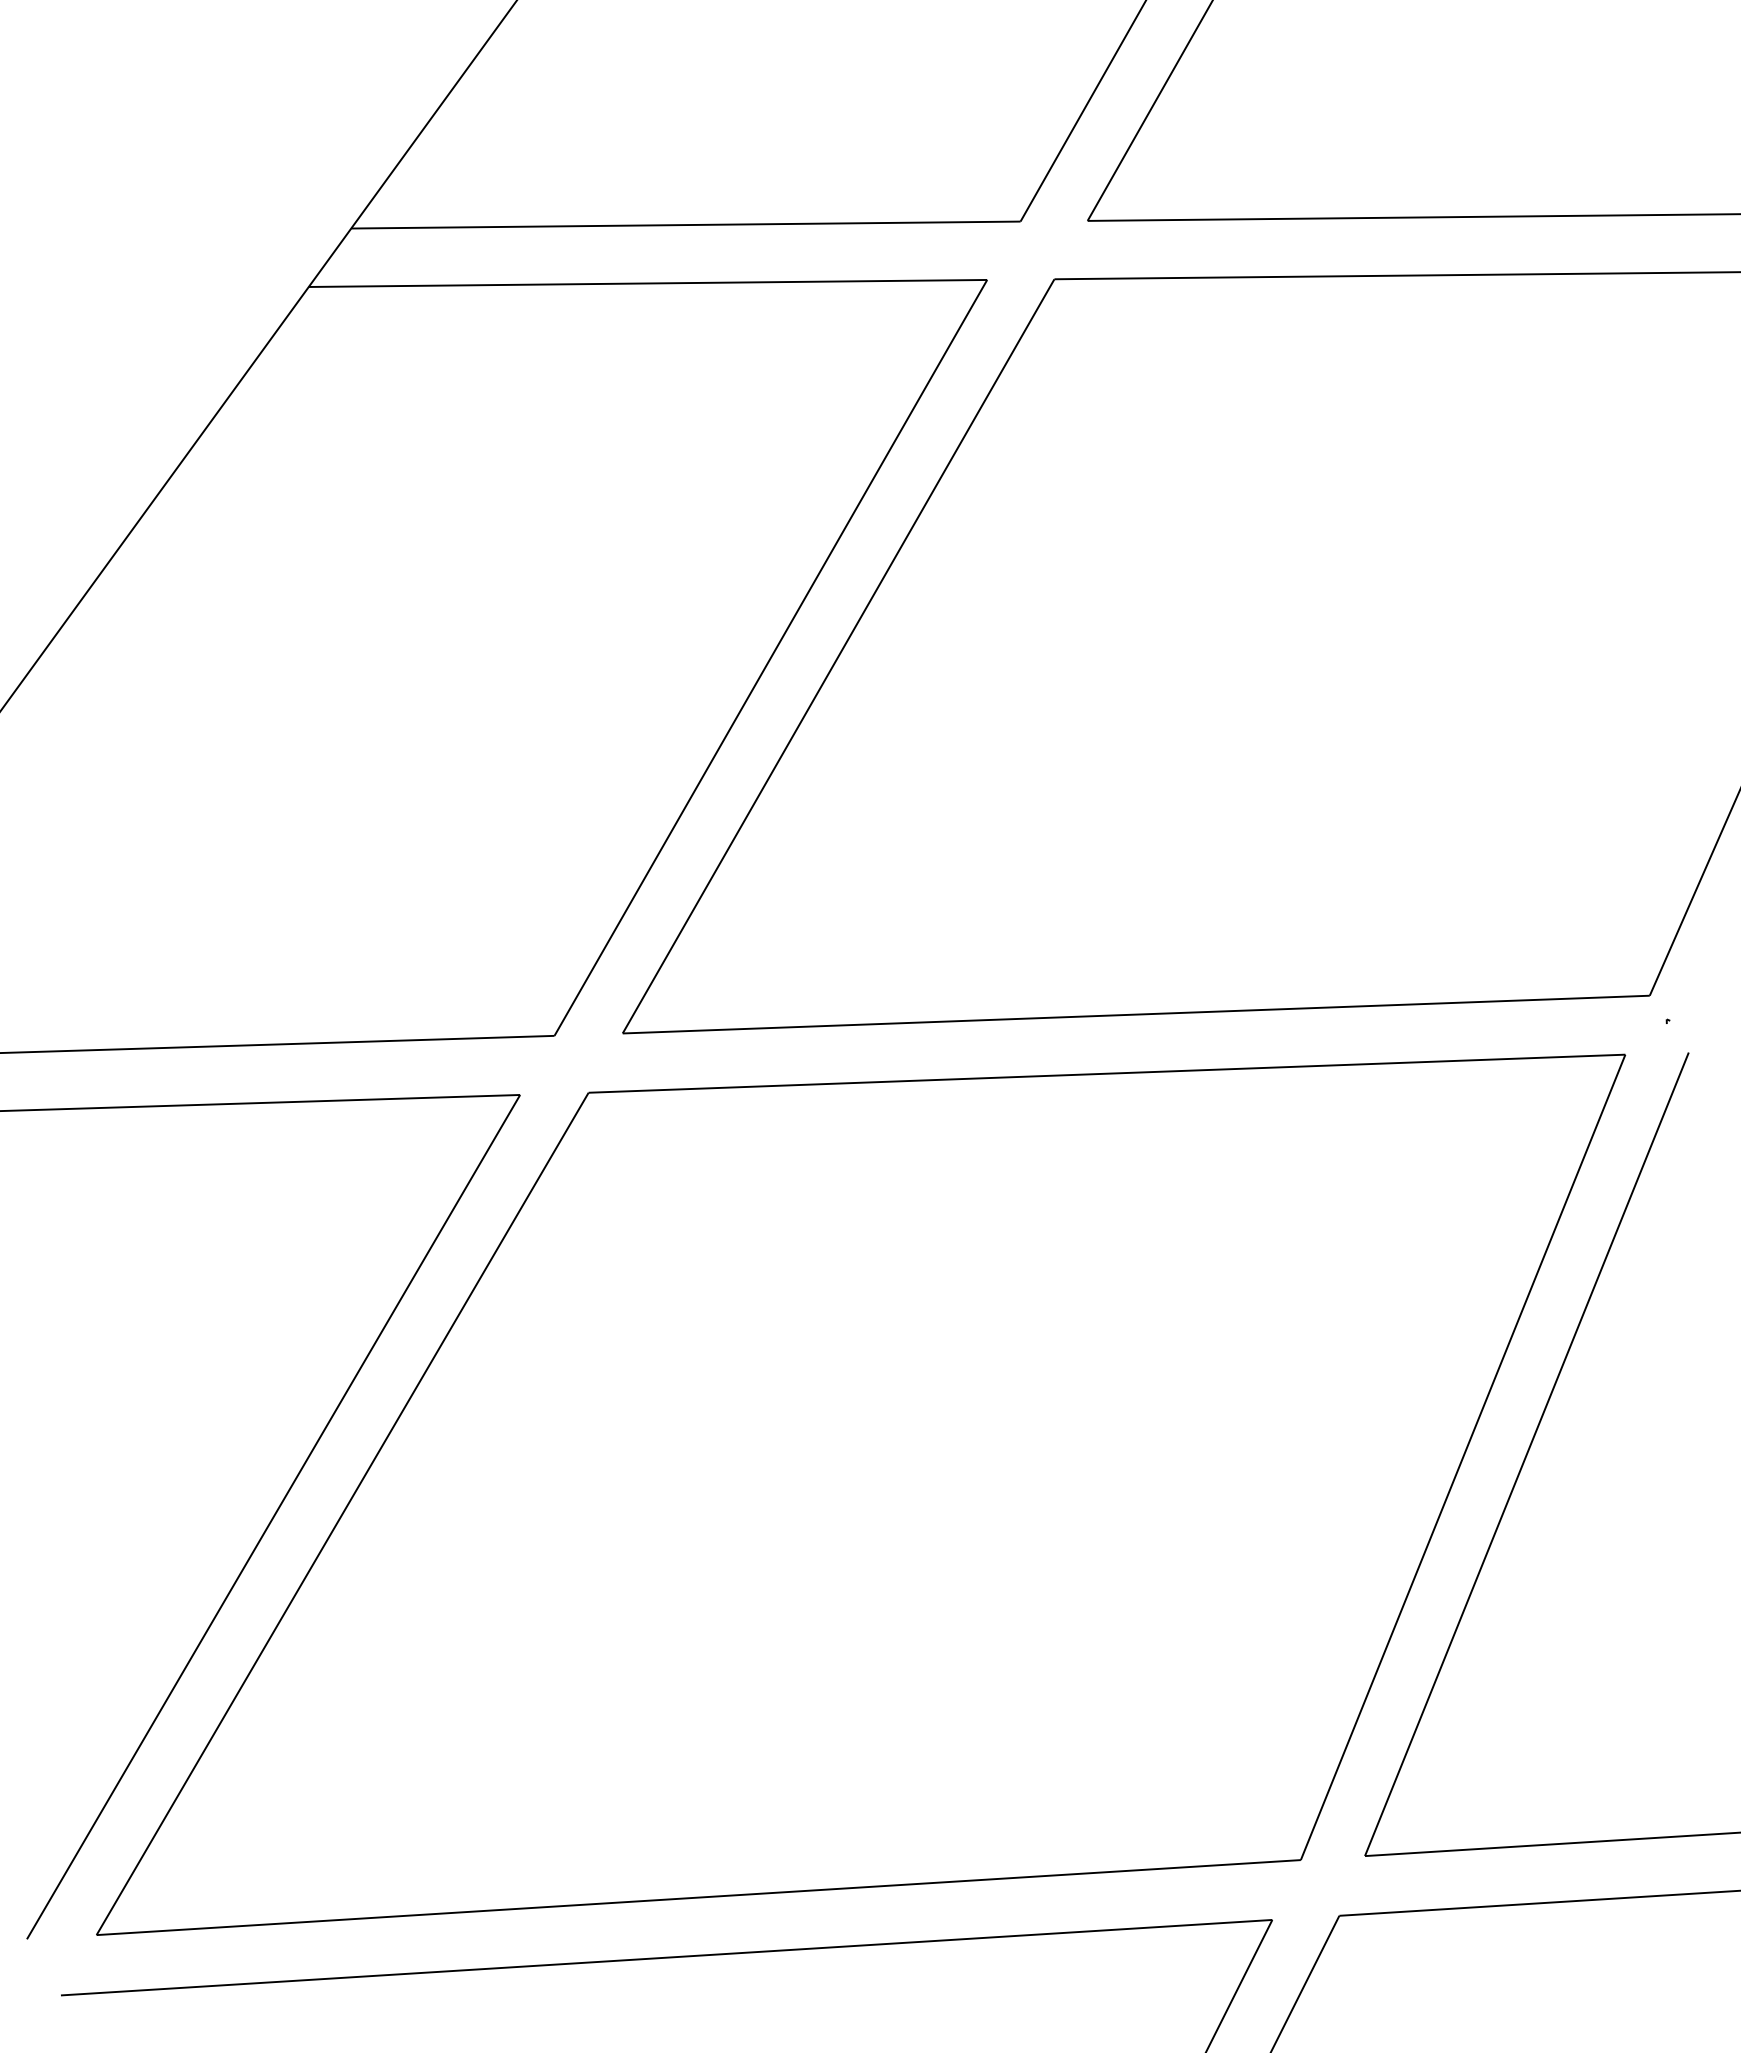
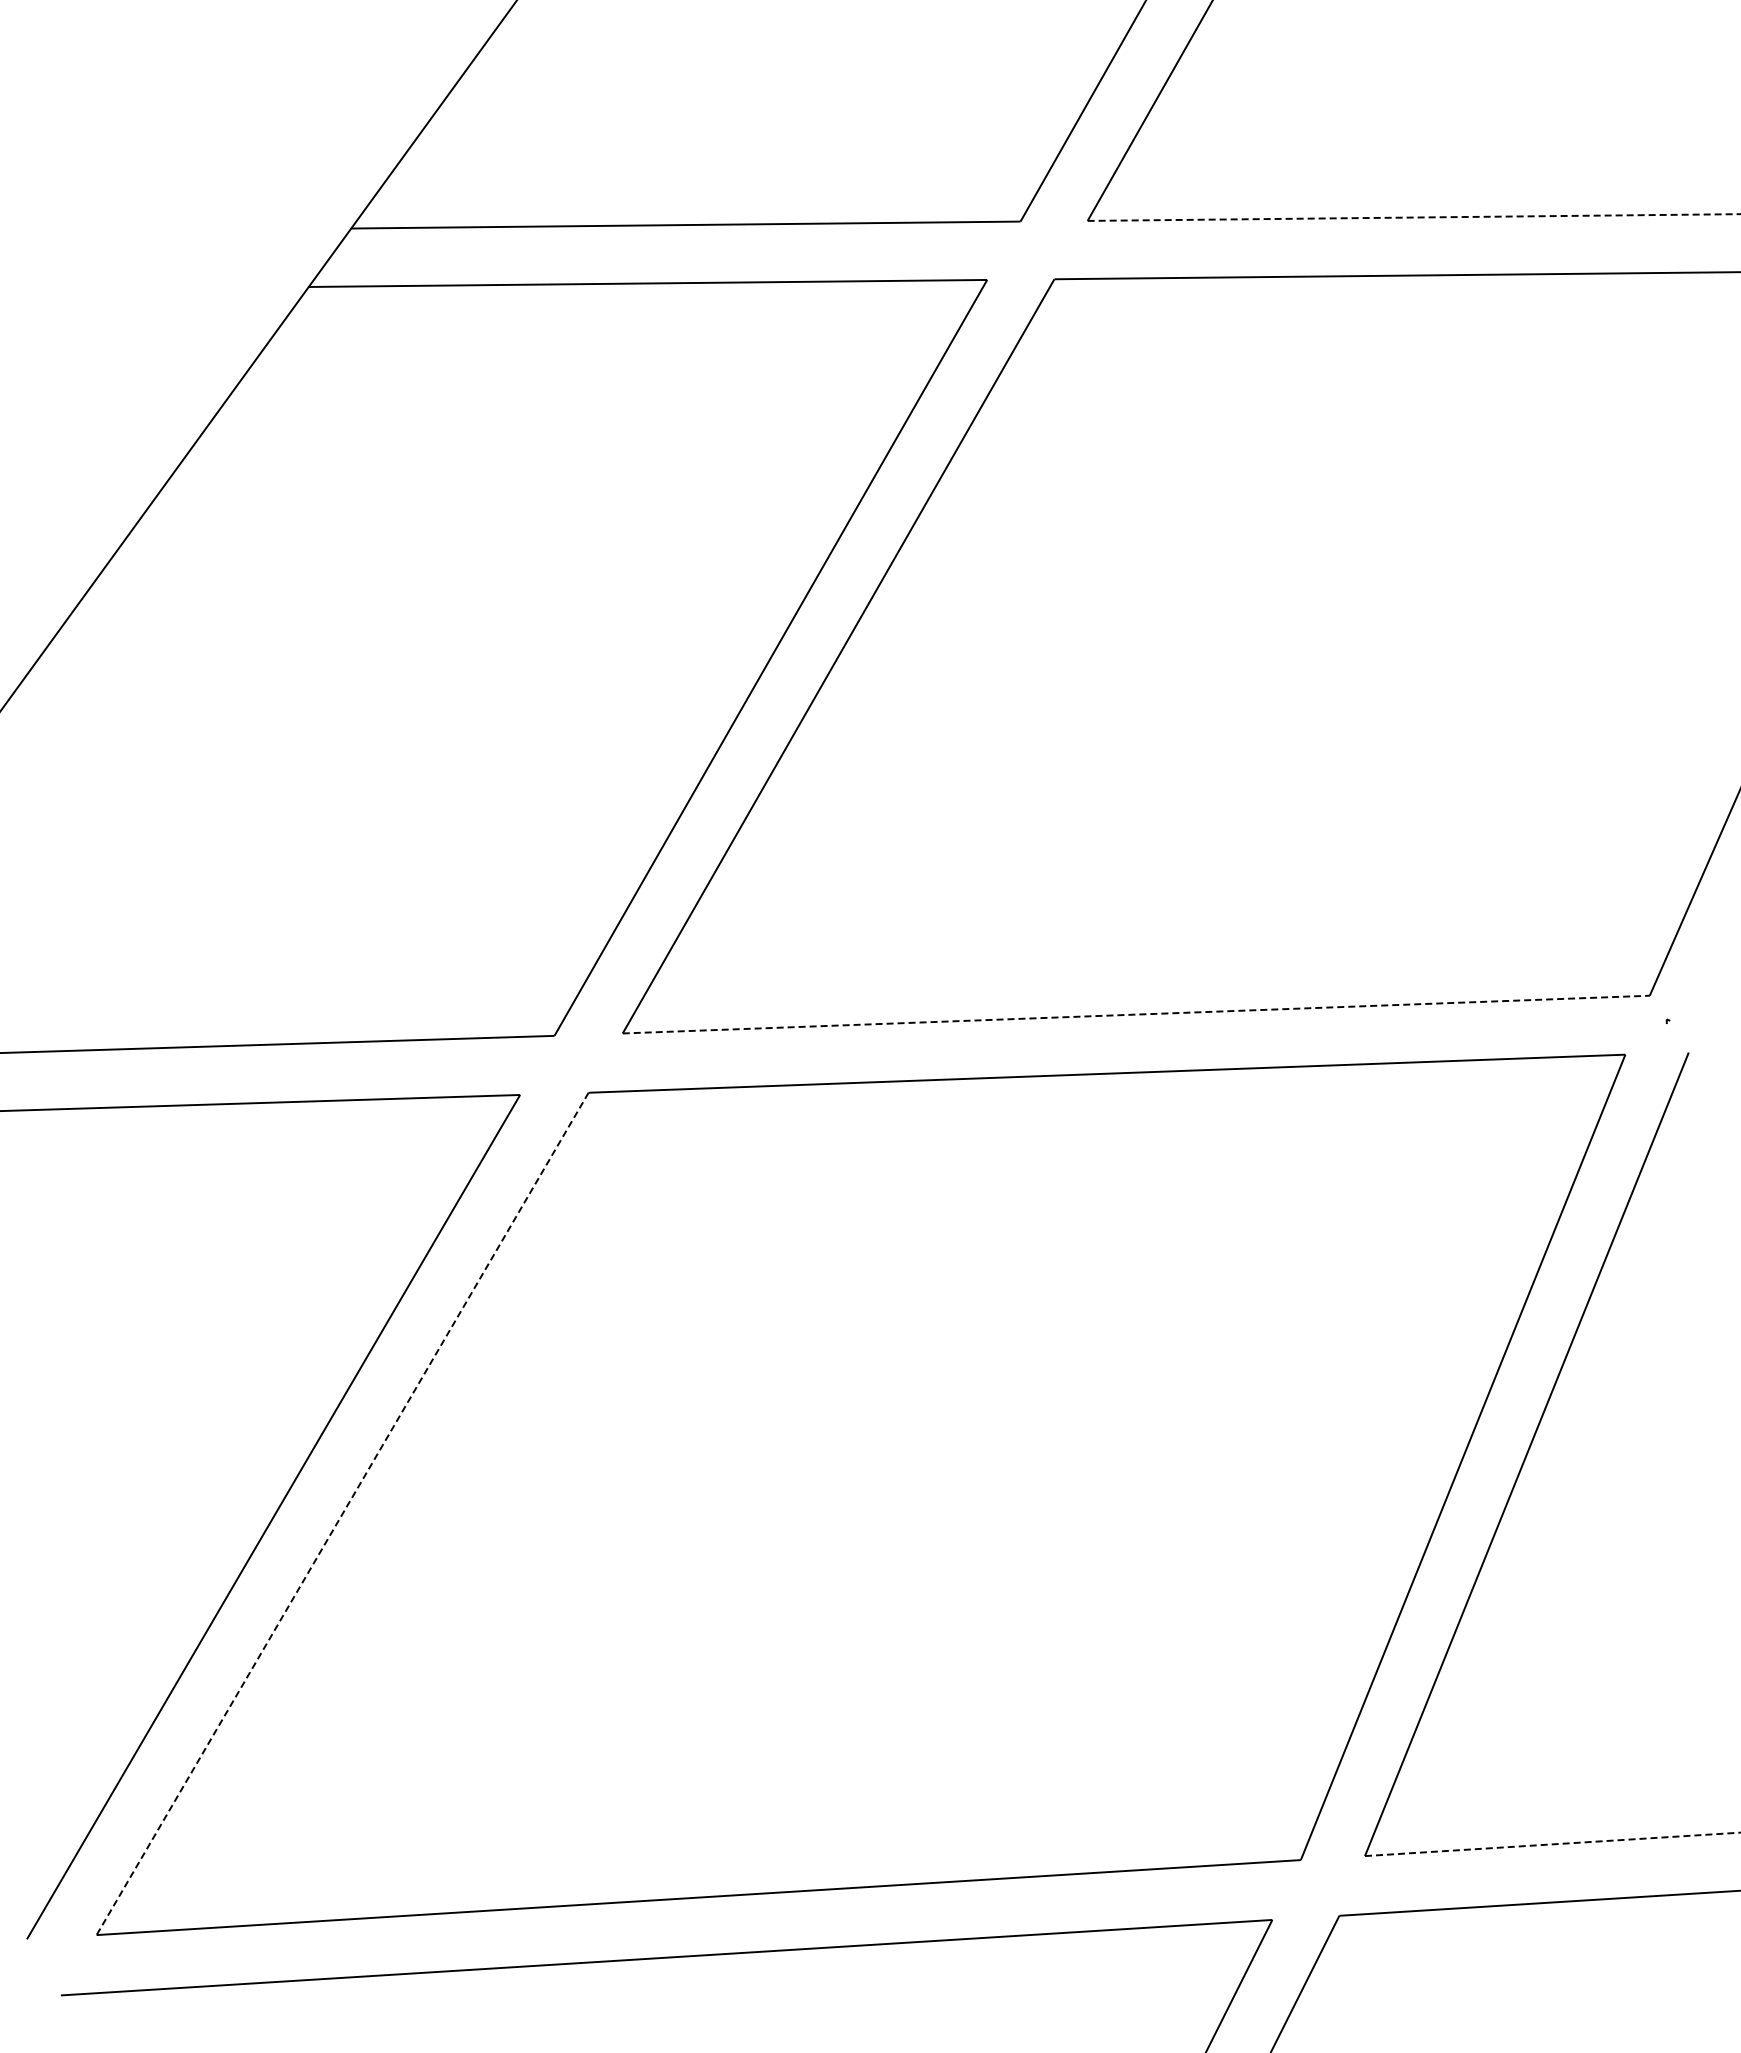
line: solid -> dashed (1414, 217)
line: solid -> dashed (1136, 1014)
line: solid -> dashed (342, 1513)
line: solid -> dashed (1552, 1844)
